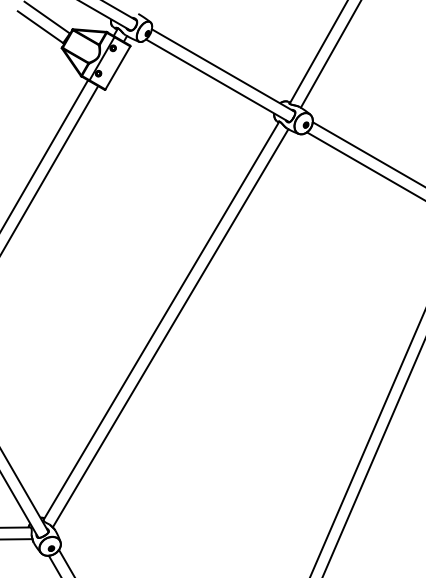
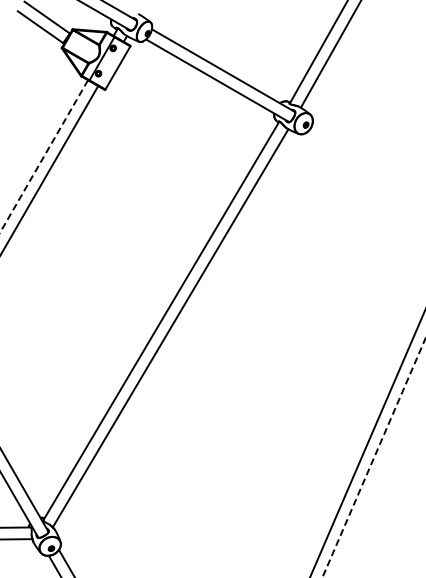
line: present -> none (367, 153)
line: solid -> dashed (44, 156)
line: present -> none (364, 165)
line: solid -> dashed (373, 458)
